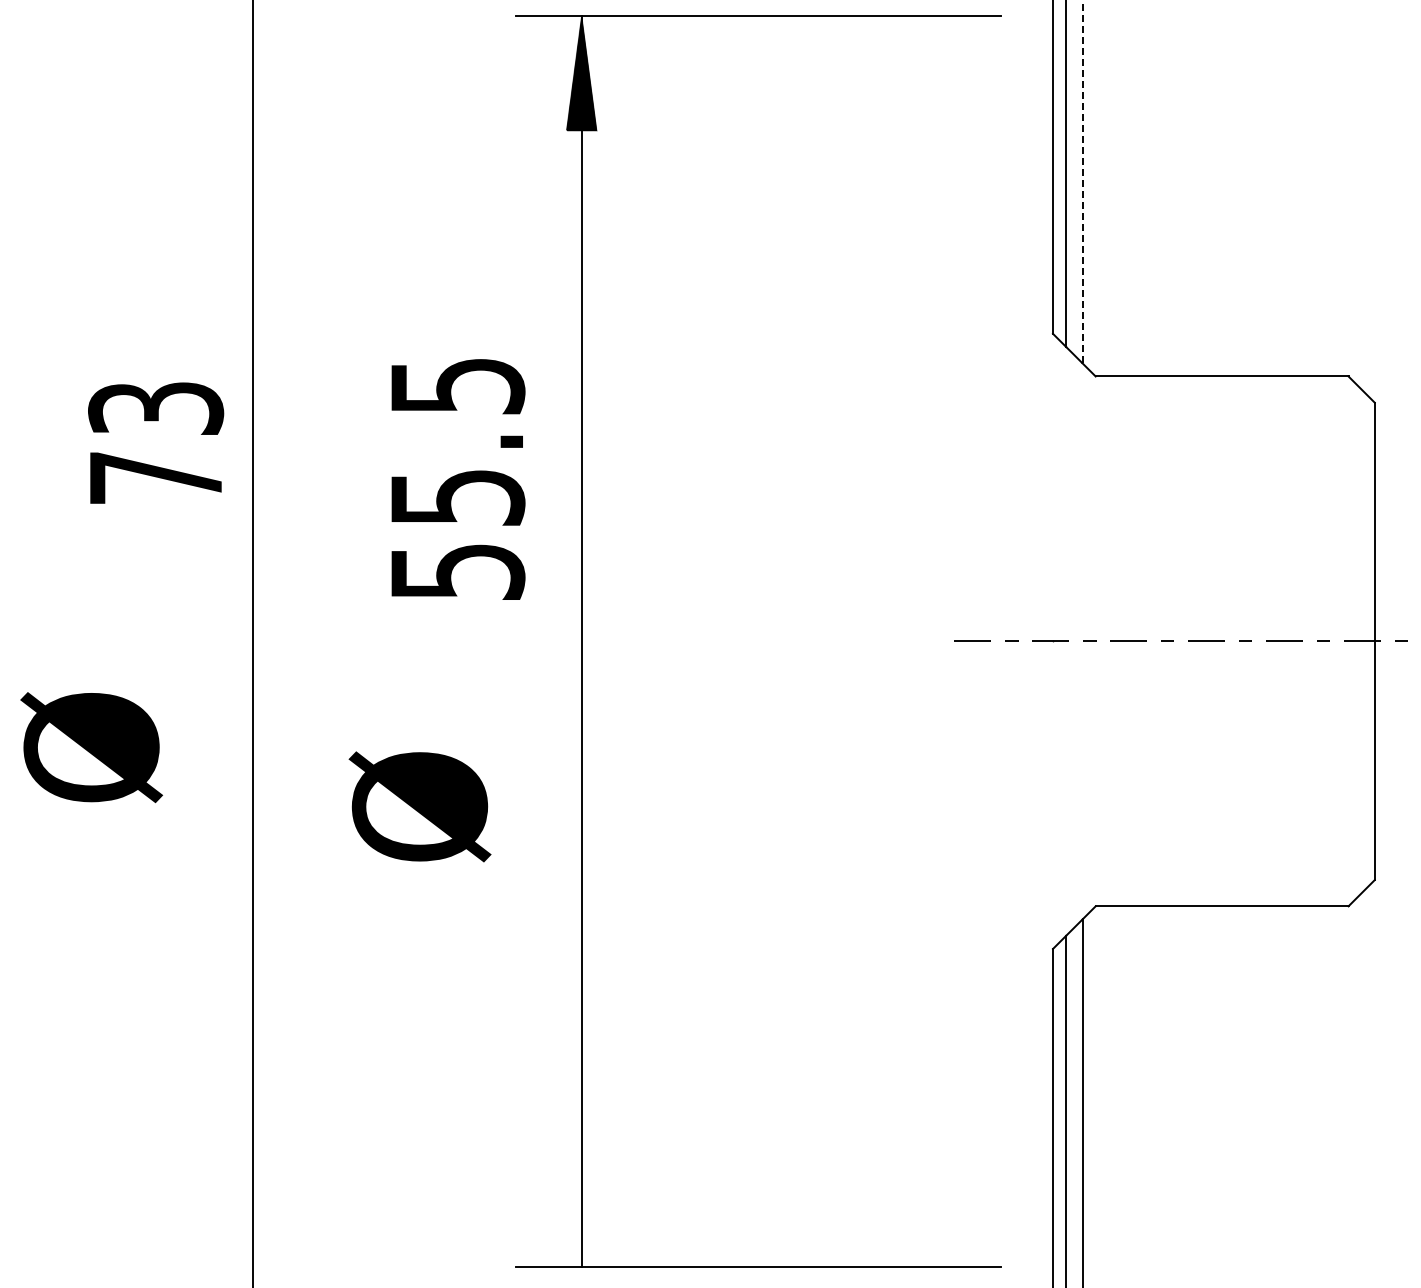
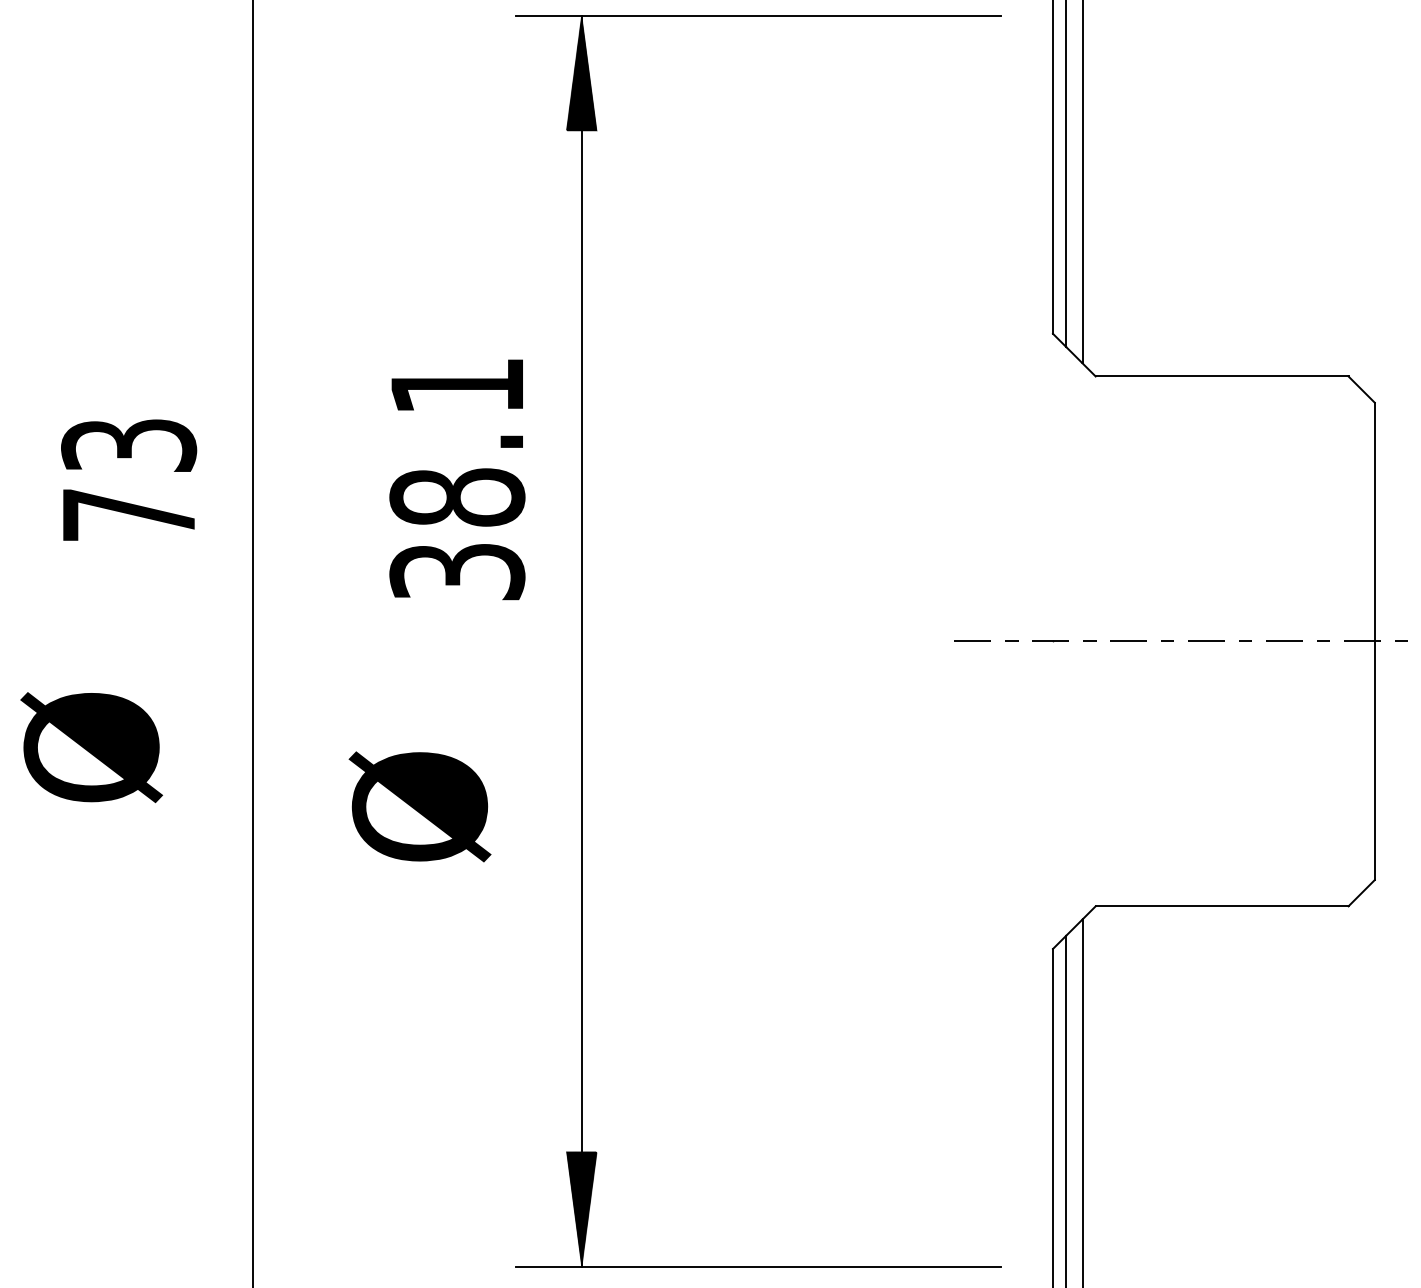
line: dashed -> solid (1082, 182)
text position: (156, 442) -> (129, 479) (129, 479)
text: 55.5 -> 38.1 (457, 479)
hatch: none -> present (581, 1209)
